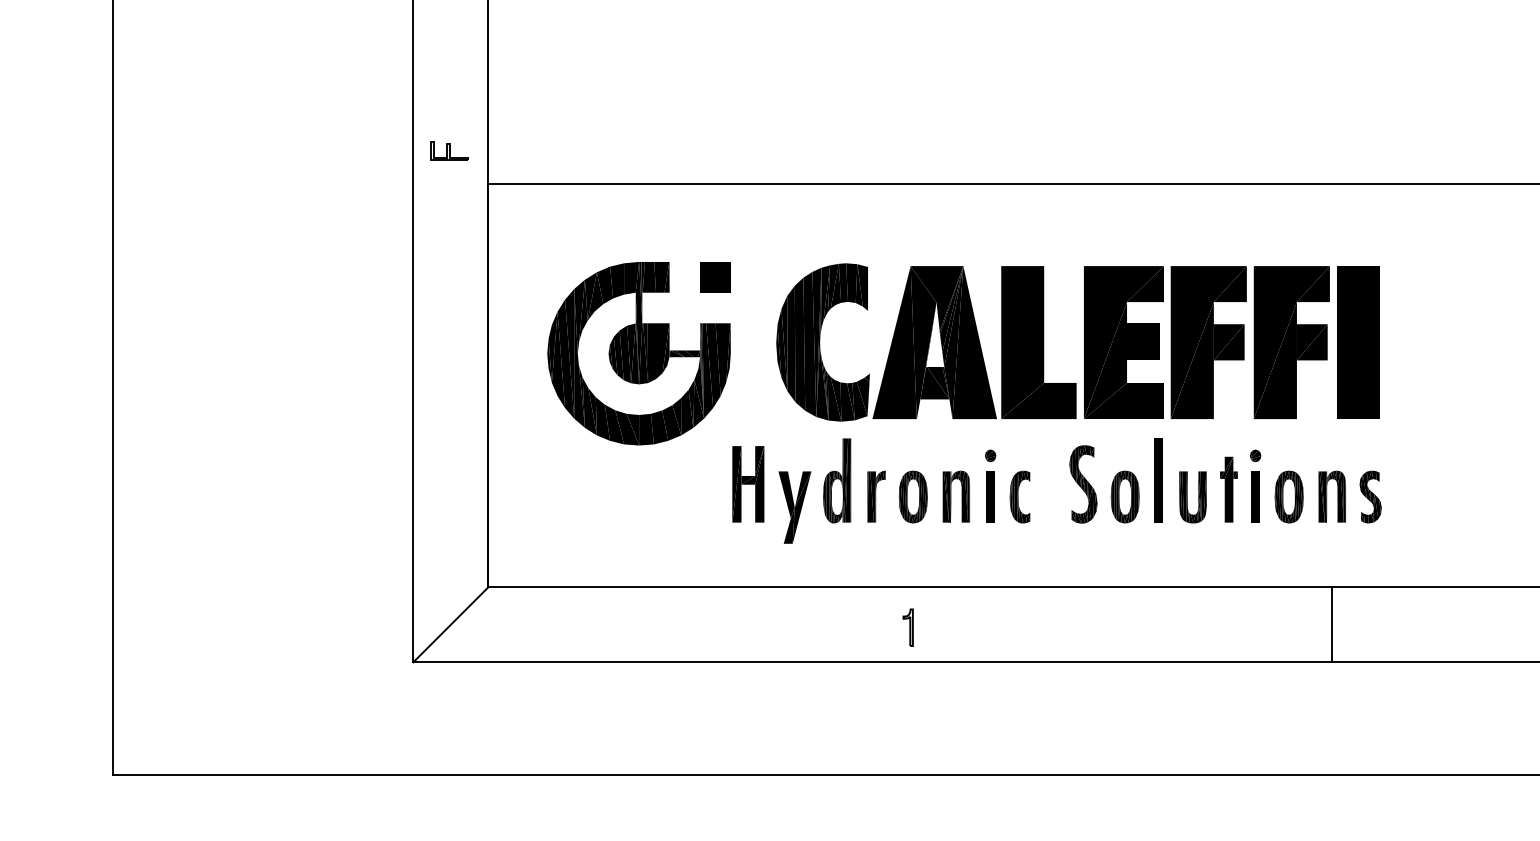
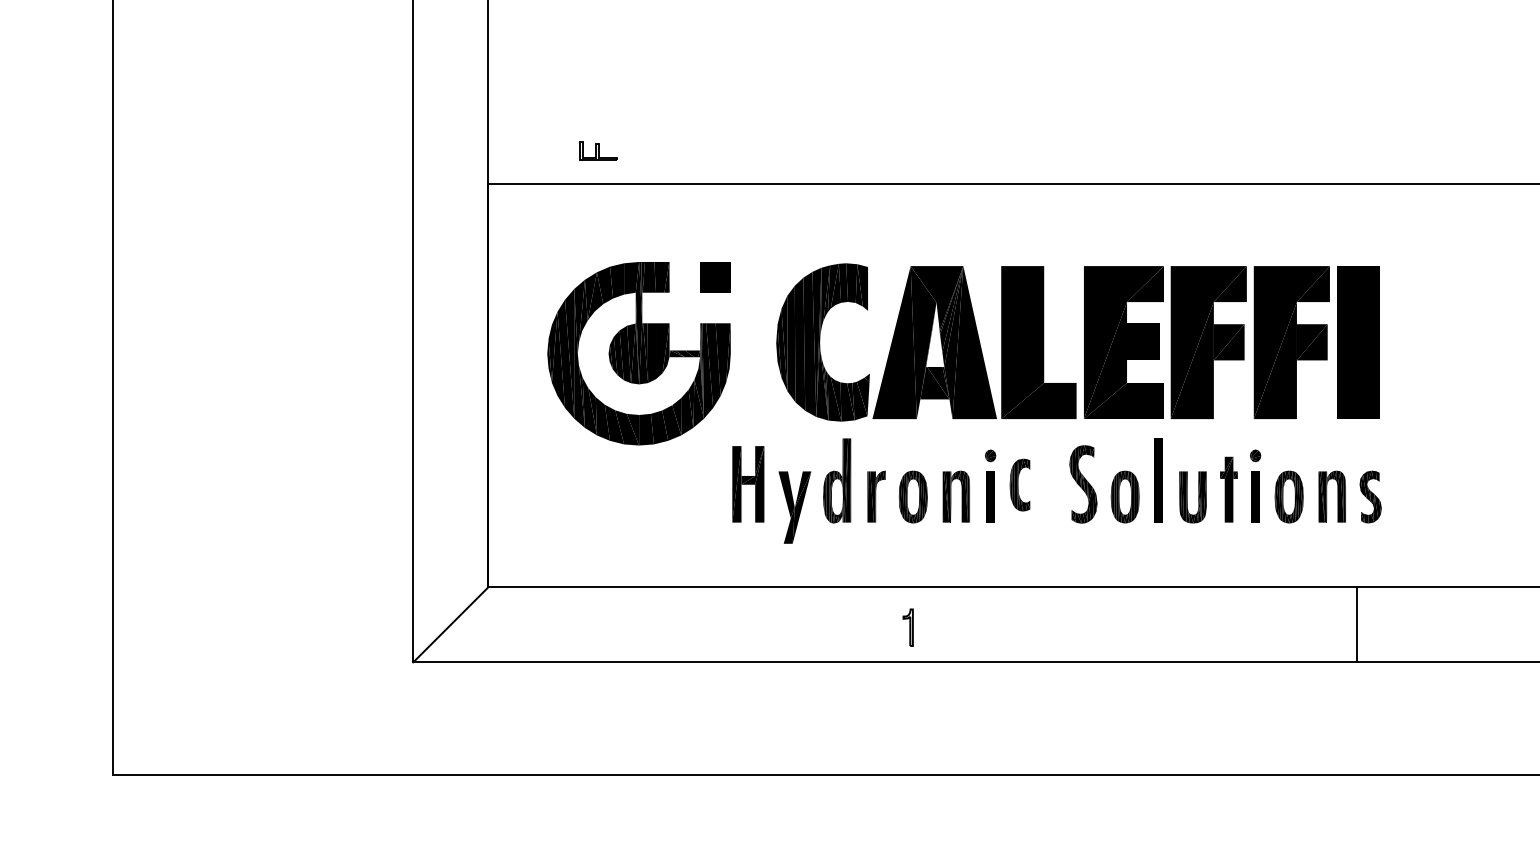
part position: (449, 150) -> (598, 150) (598, 150)
part position: (1019, 496) -> (1019, 484) (1019, 484)
line position: (1332, 624) -> (1357, 624) (1357, 624)
